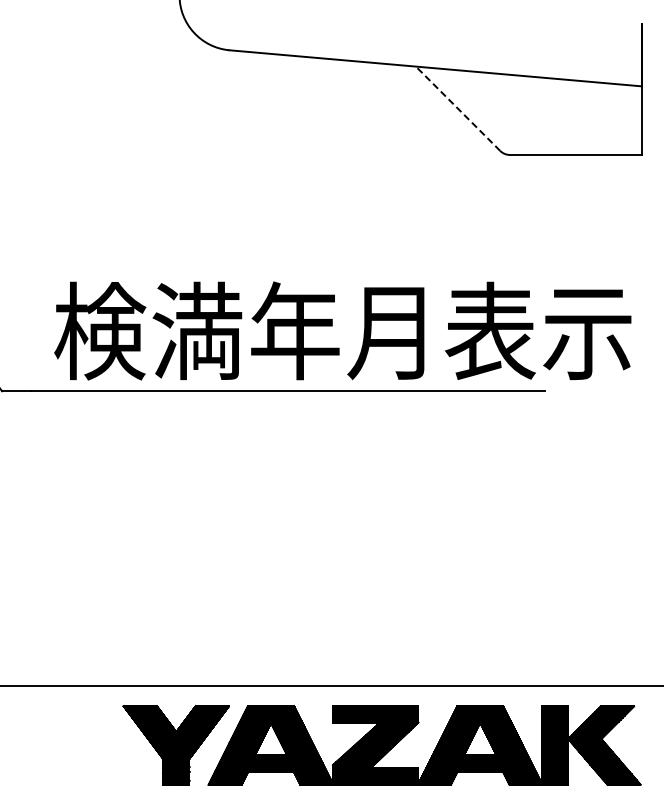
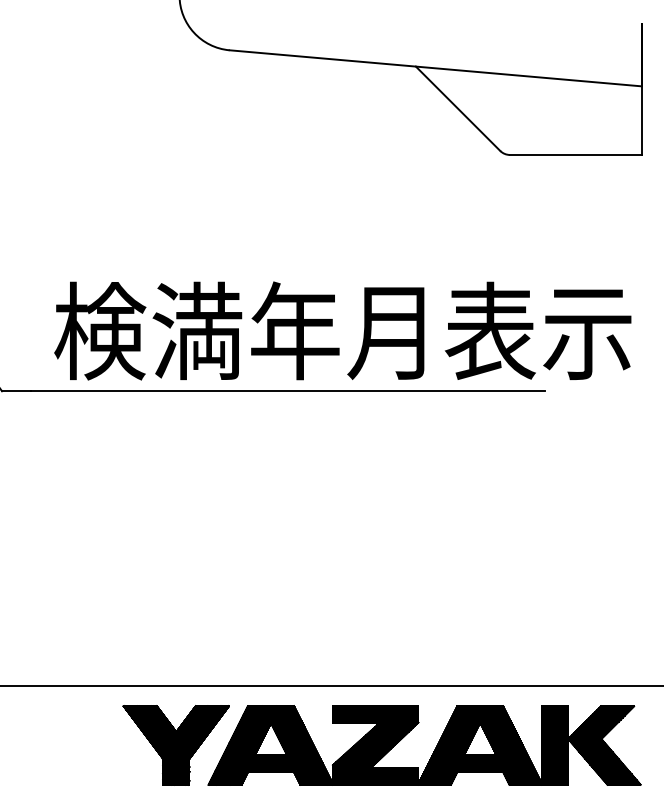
line: dashed -> solid (458, 108)
